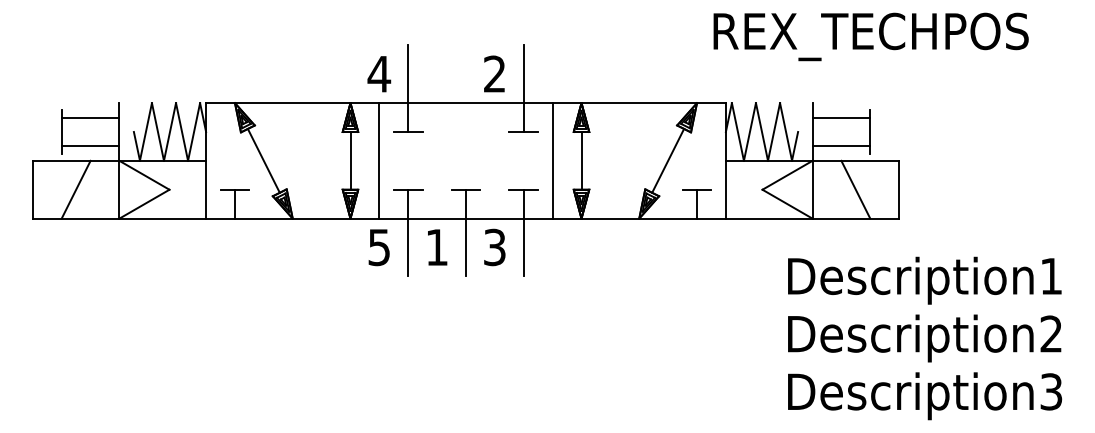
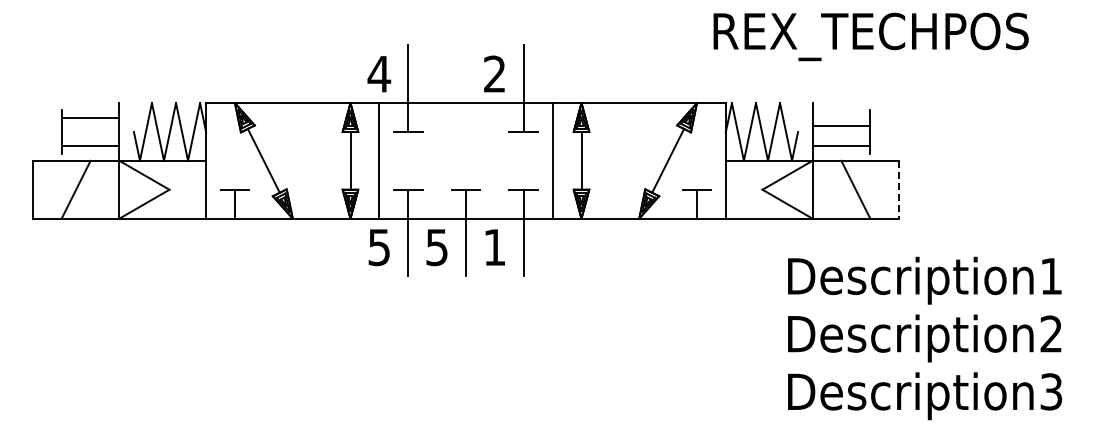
line position: (841, 117) -> (841, 125) (841, 125)
line: solid -> dashed (899, 189)
text: 1 -> 5 (436, 247)
text: 3 -> 1 (494, 247)
